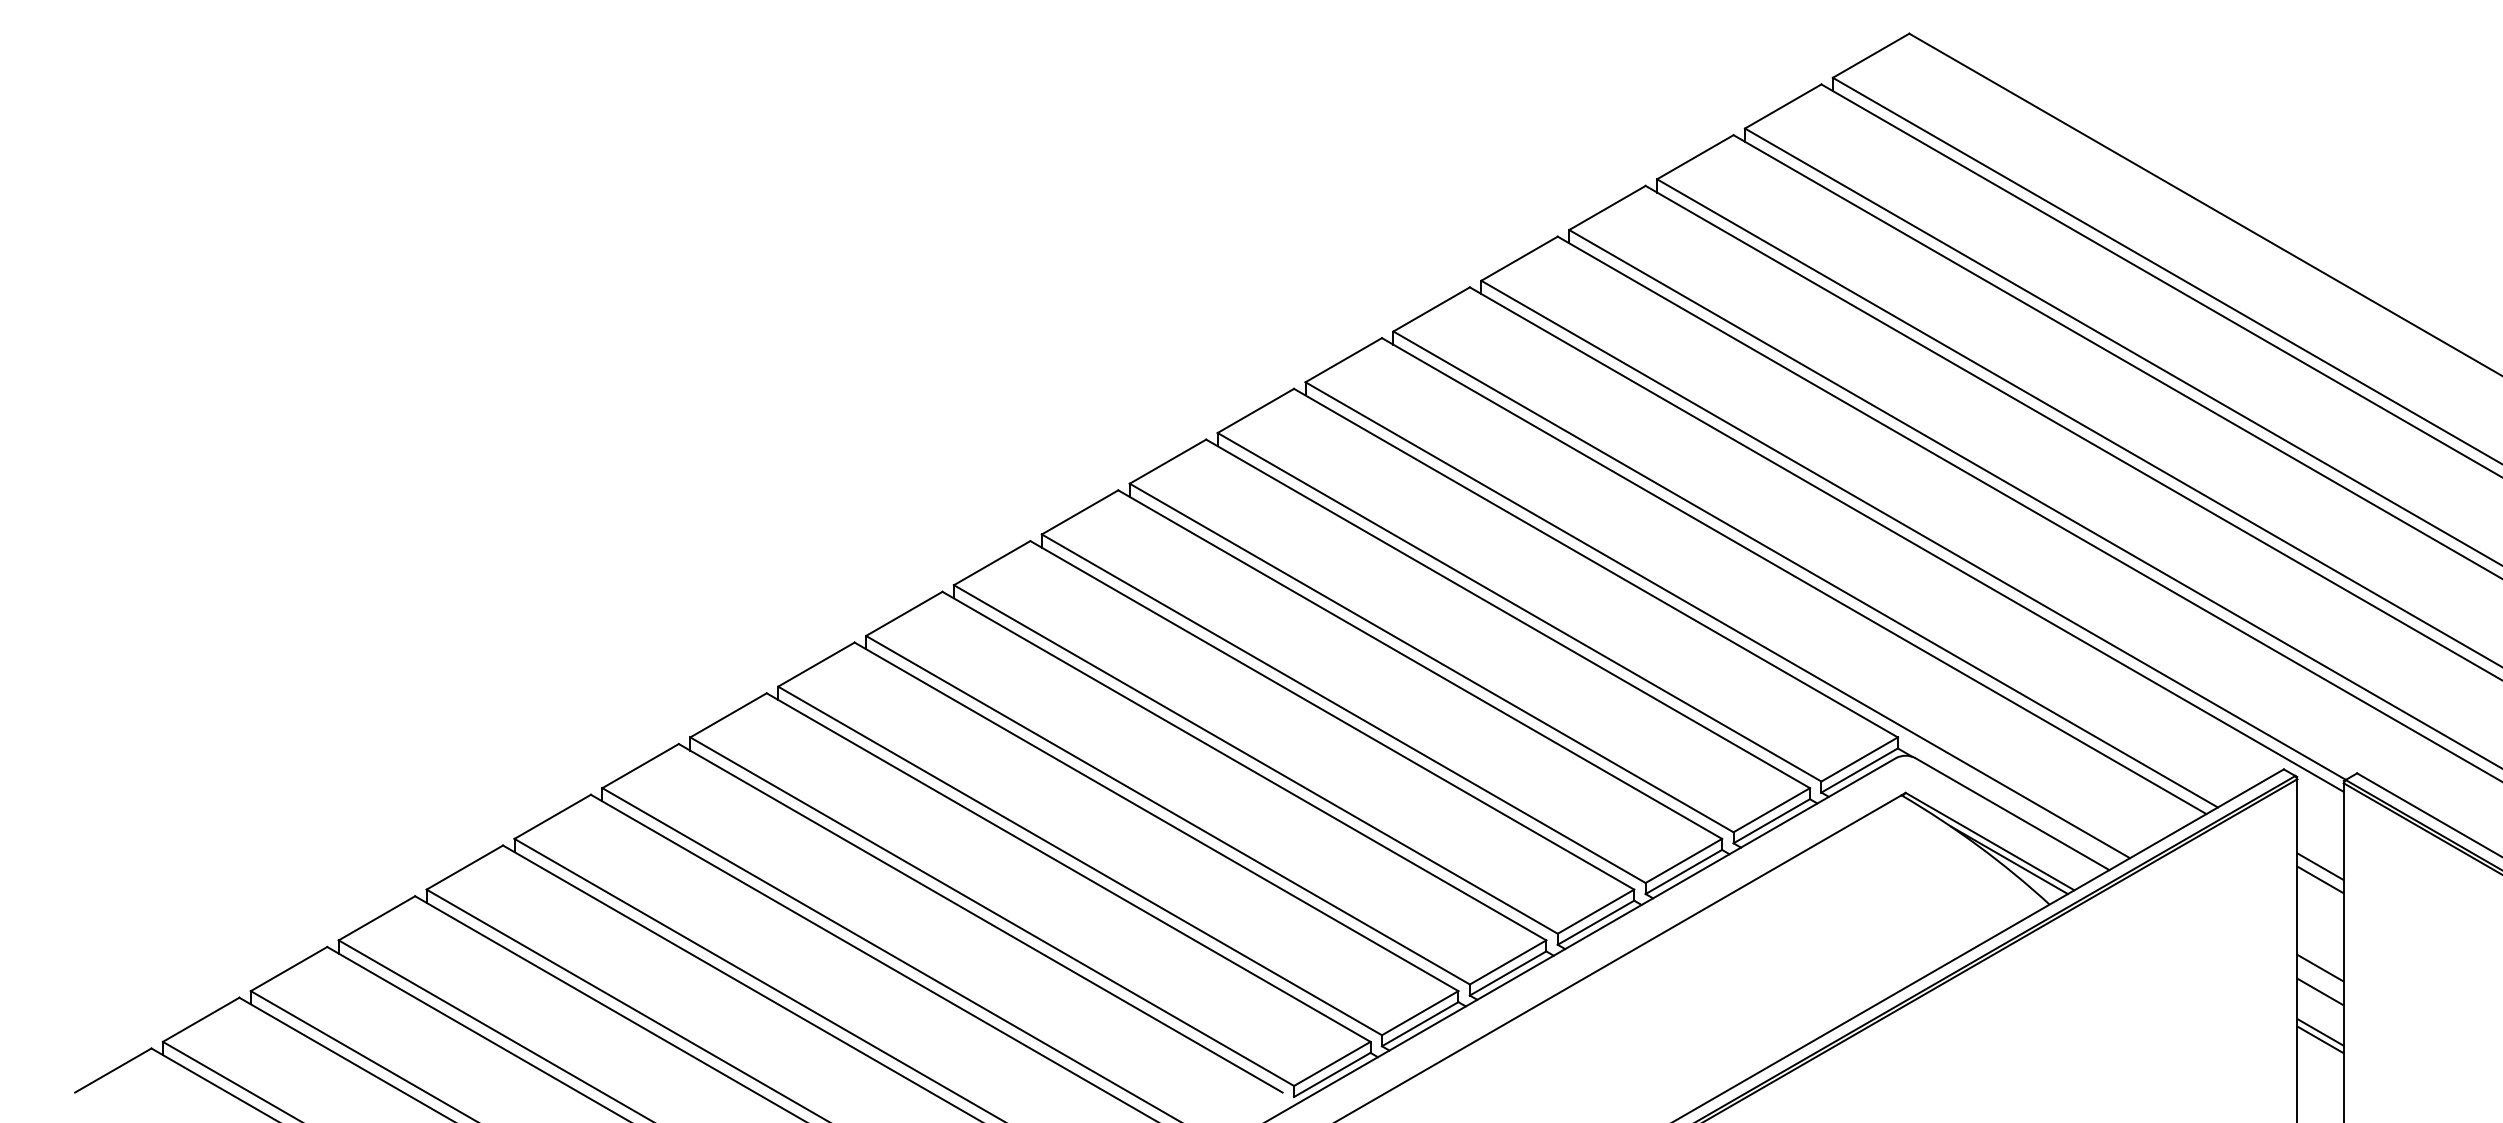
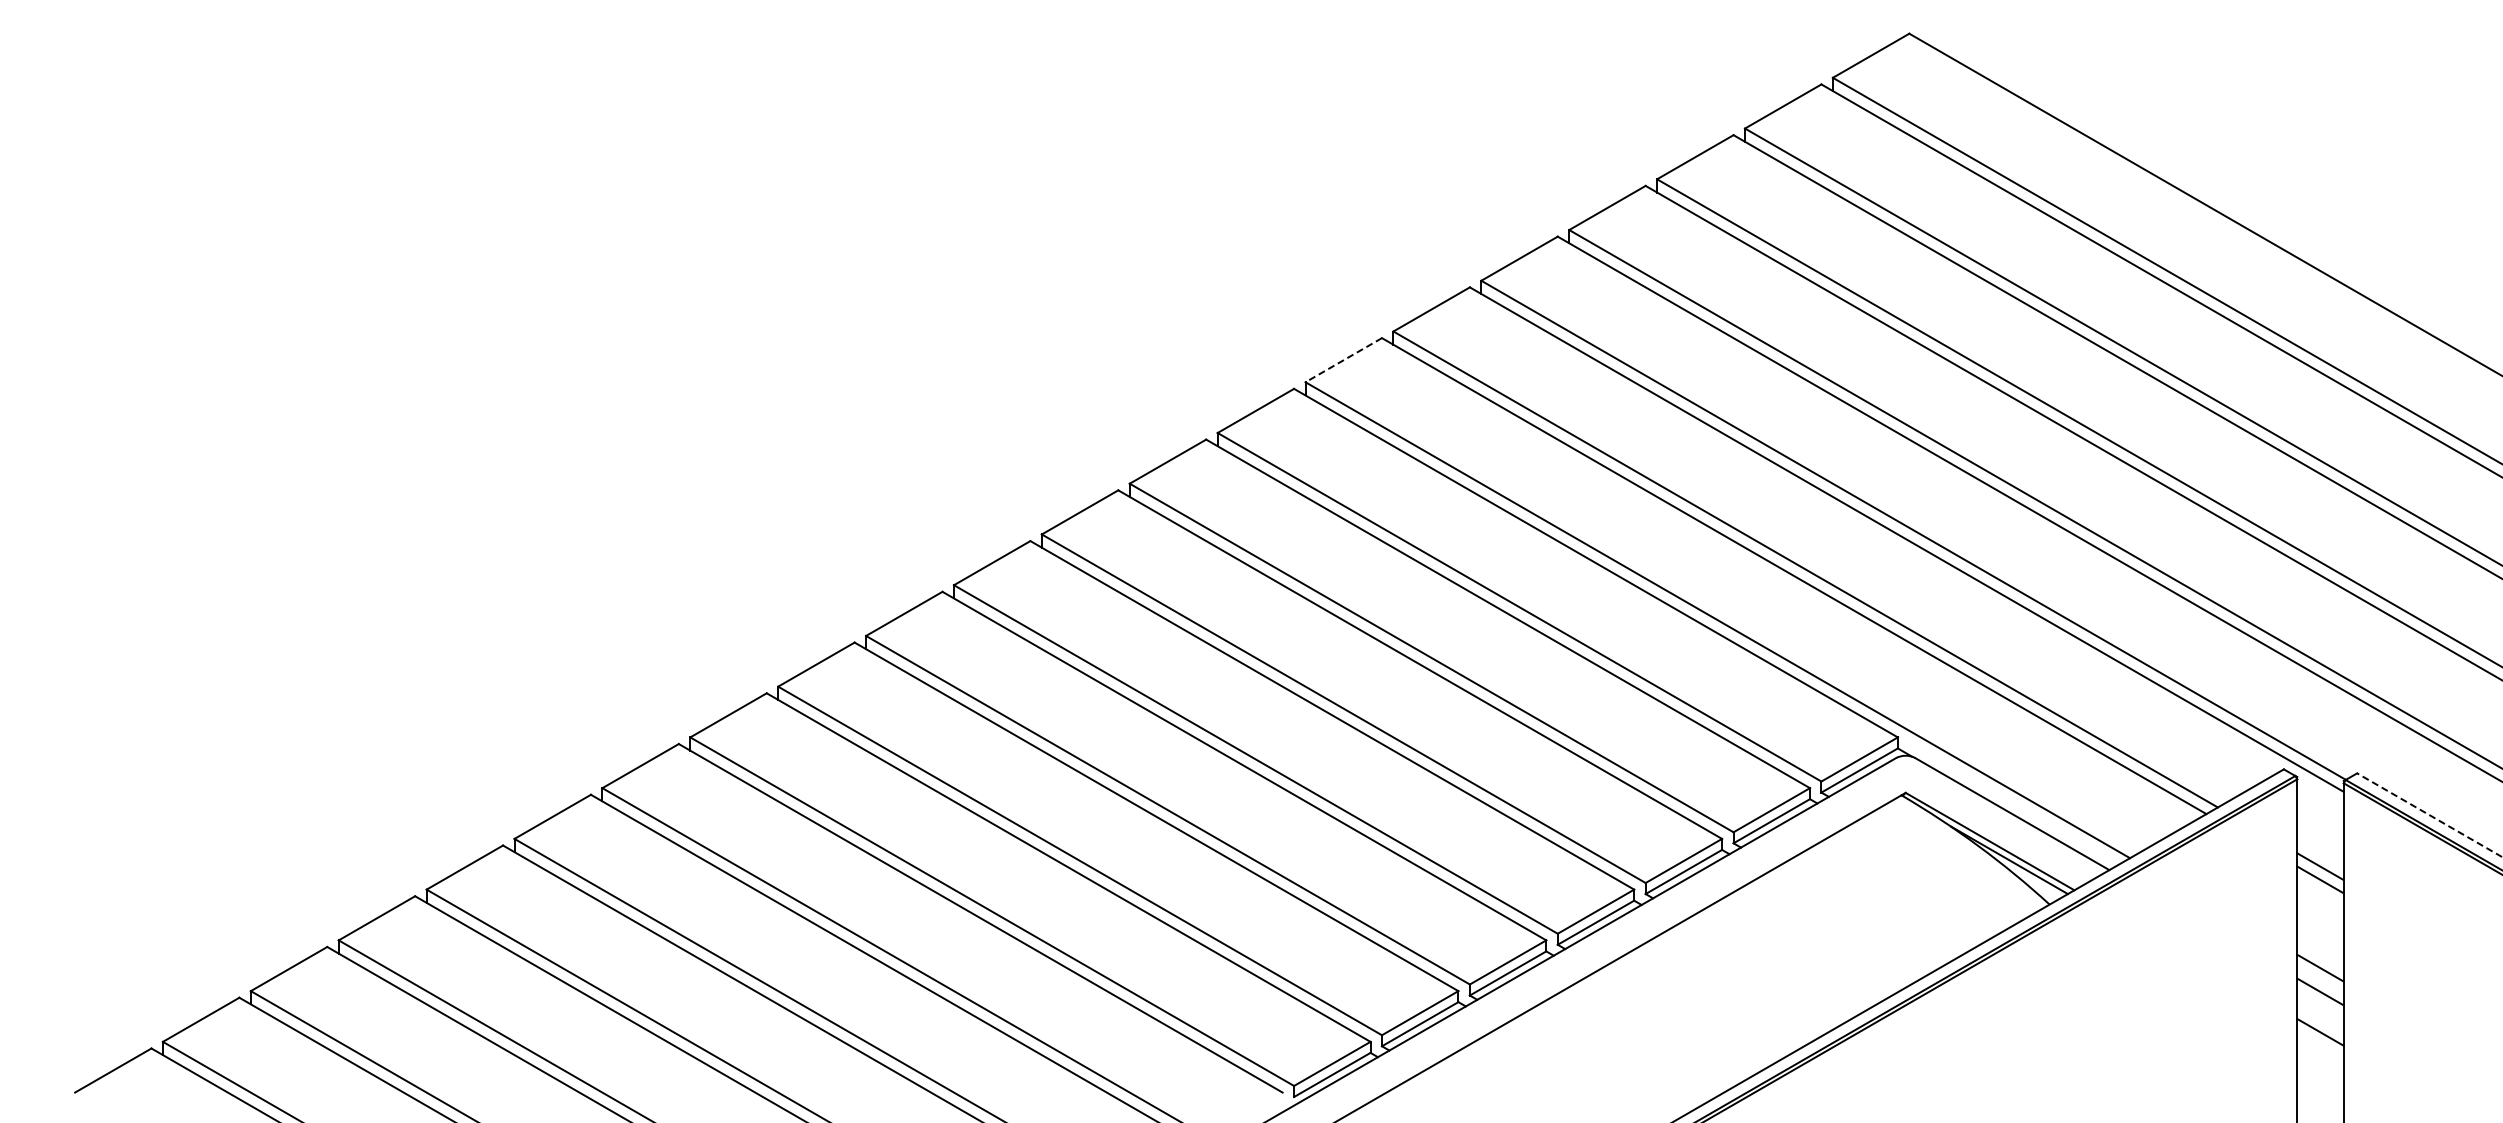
line: solid -> dashed (1343, 360)
line: solid -> dashed (2429, 815)
line: present -> none (2320, 1039)
